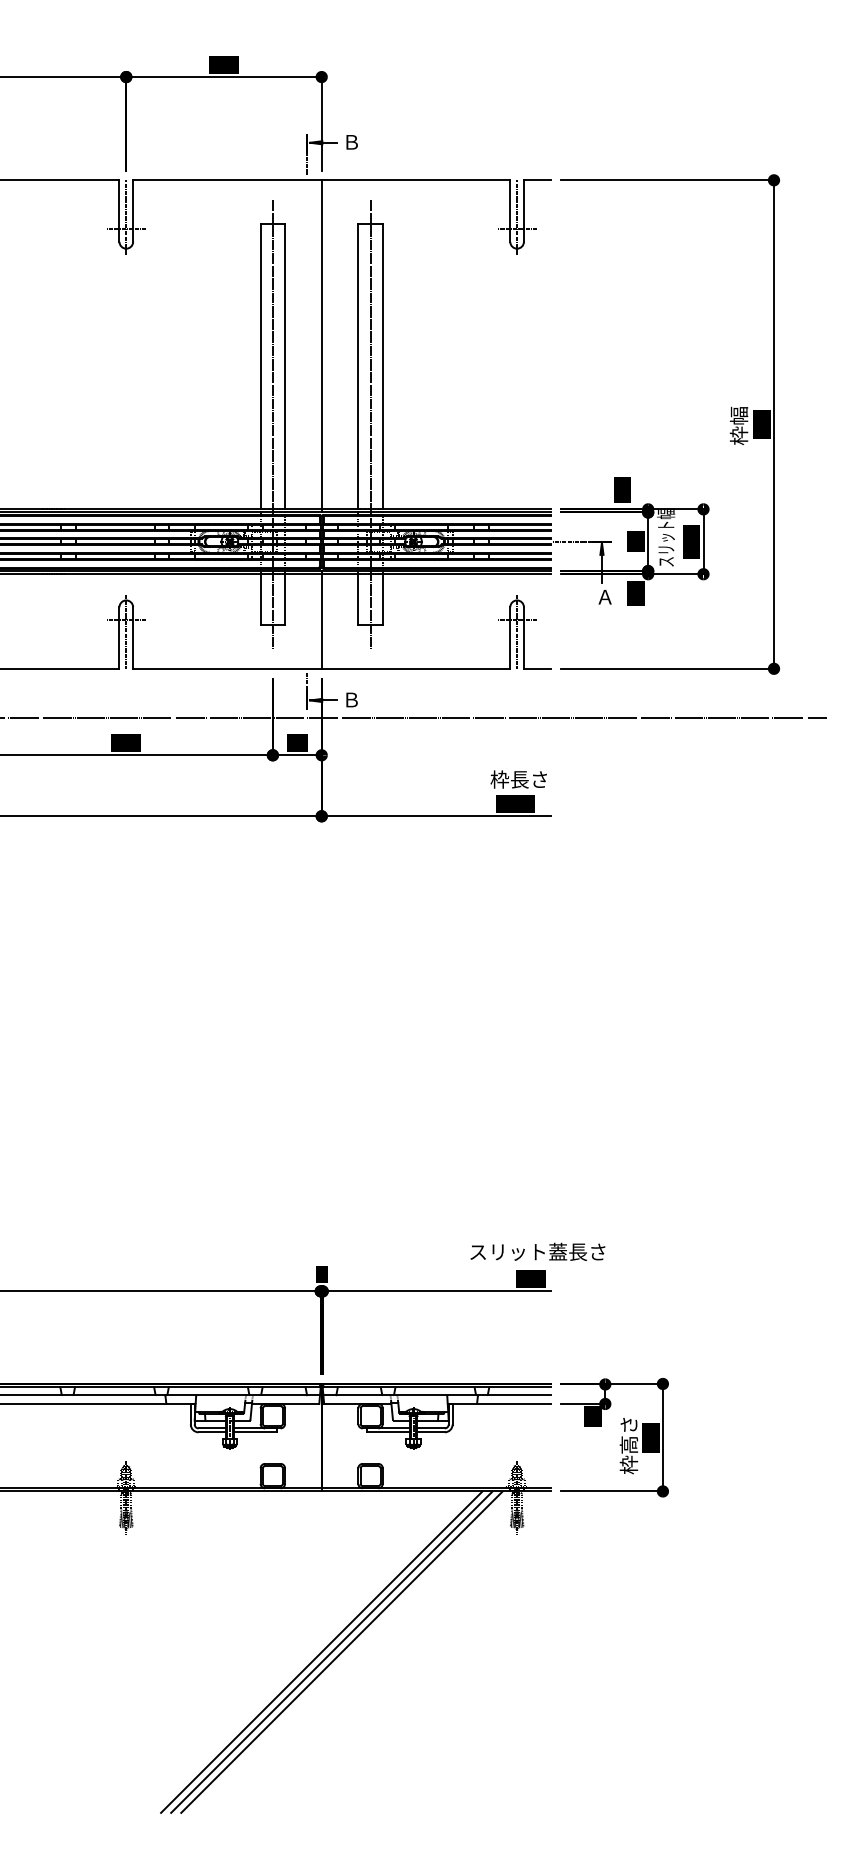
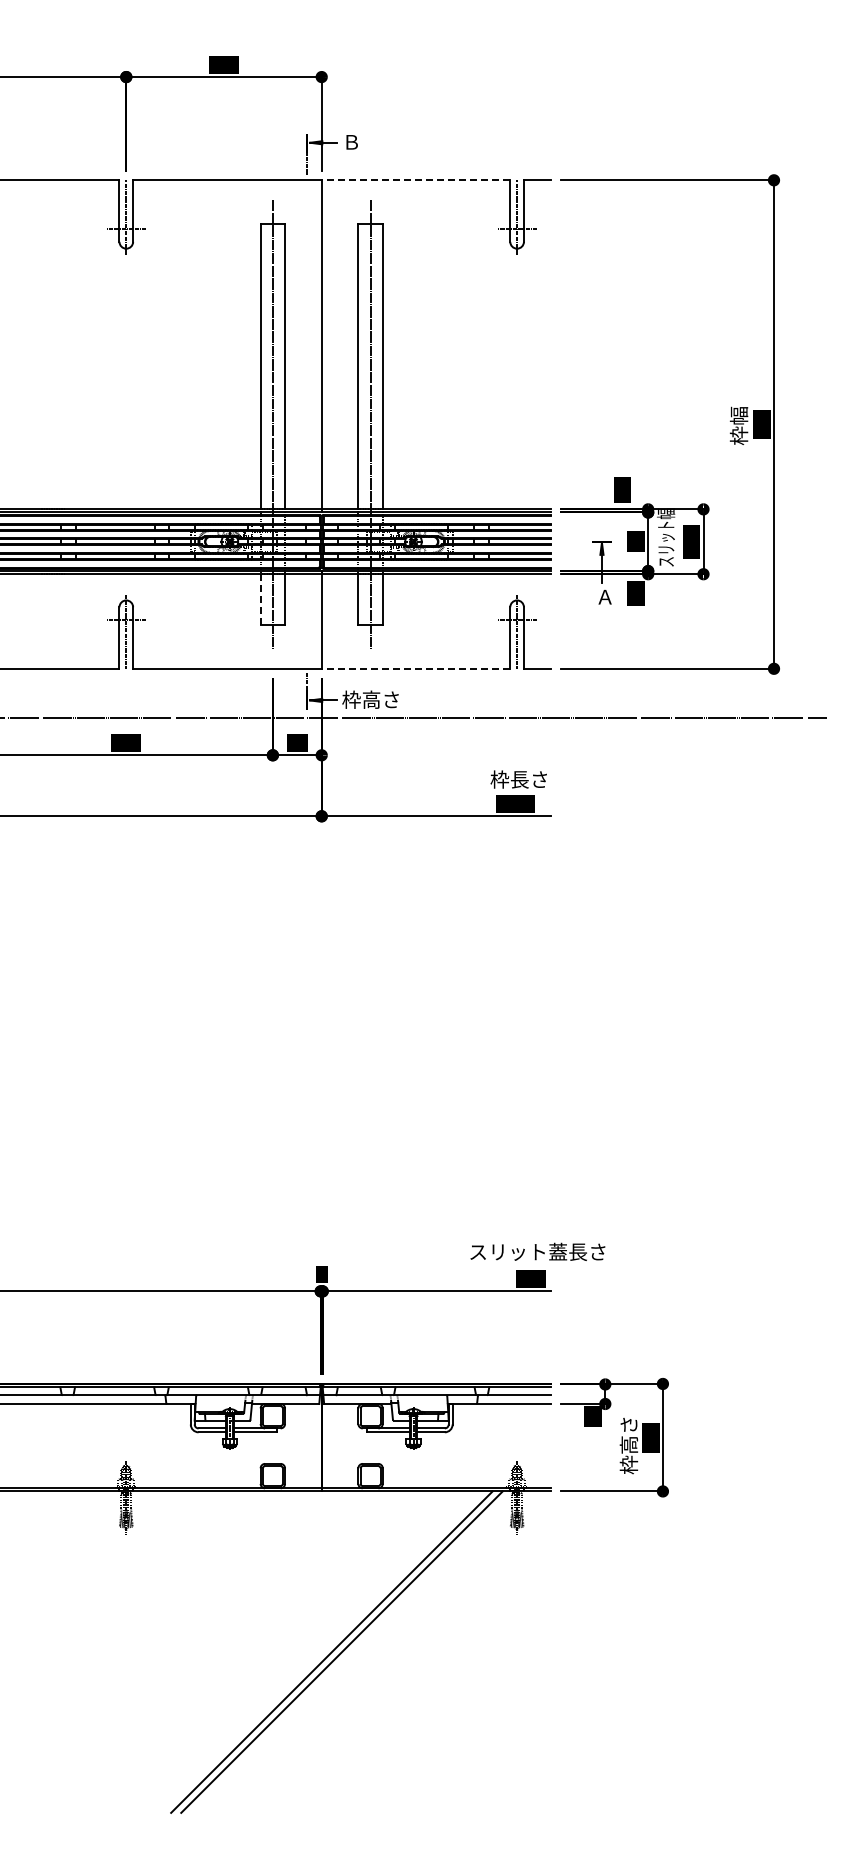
line: solid -> dashed (415, 180)
line: present -> none (572, 541)
line: solid -> dashed (260, 599)
line: solid -> dashed (415, 668)
text: Ｂ -> 枠高さ (370, 699)
line: present -> none (321, 1651)
